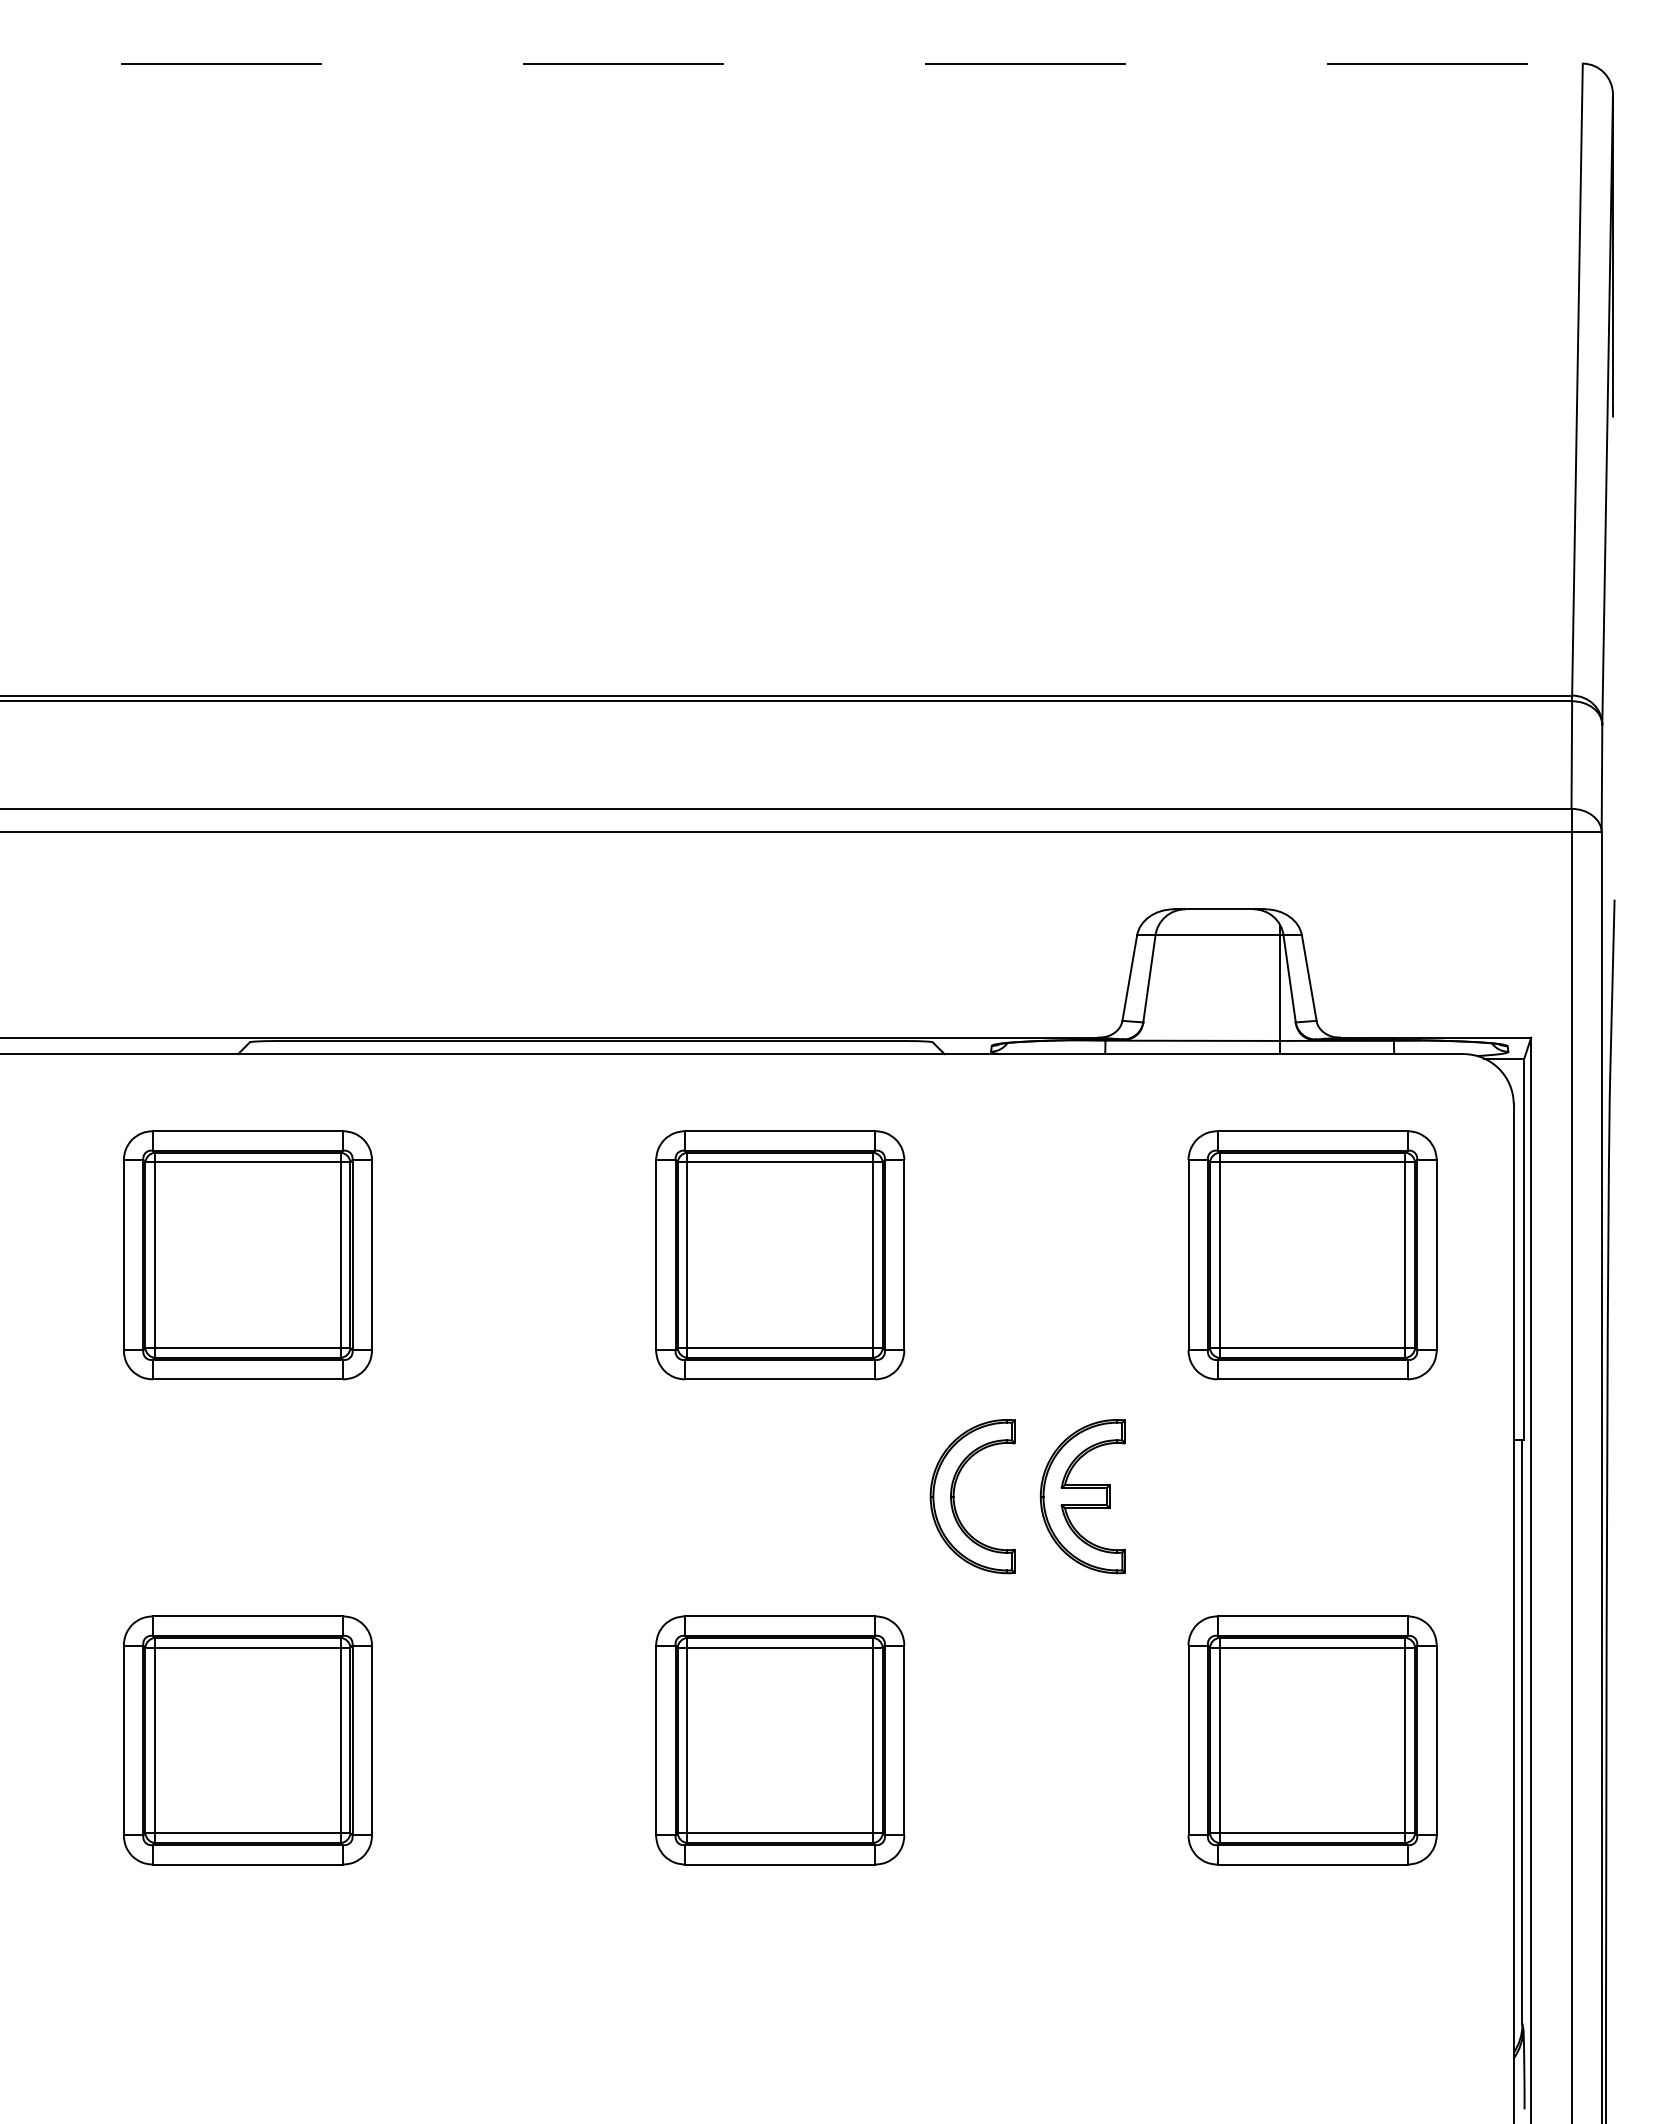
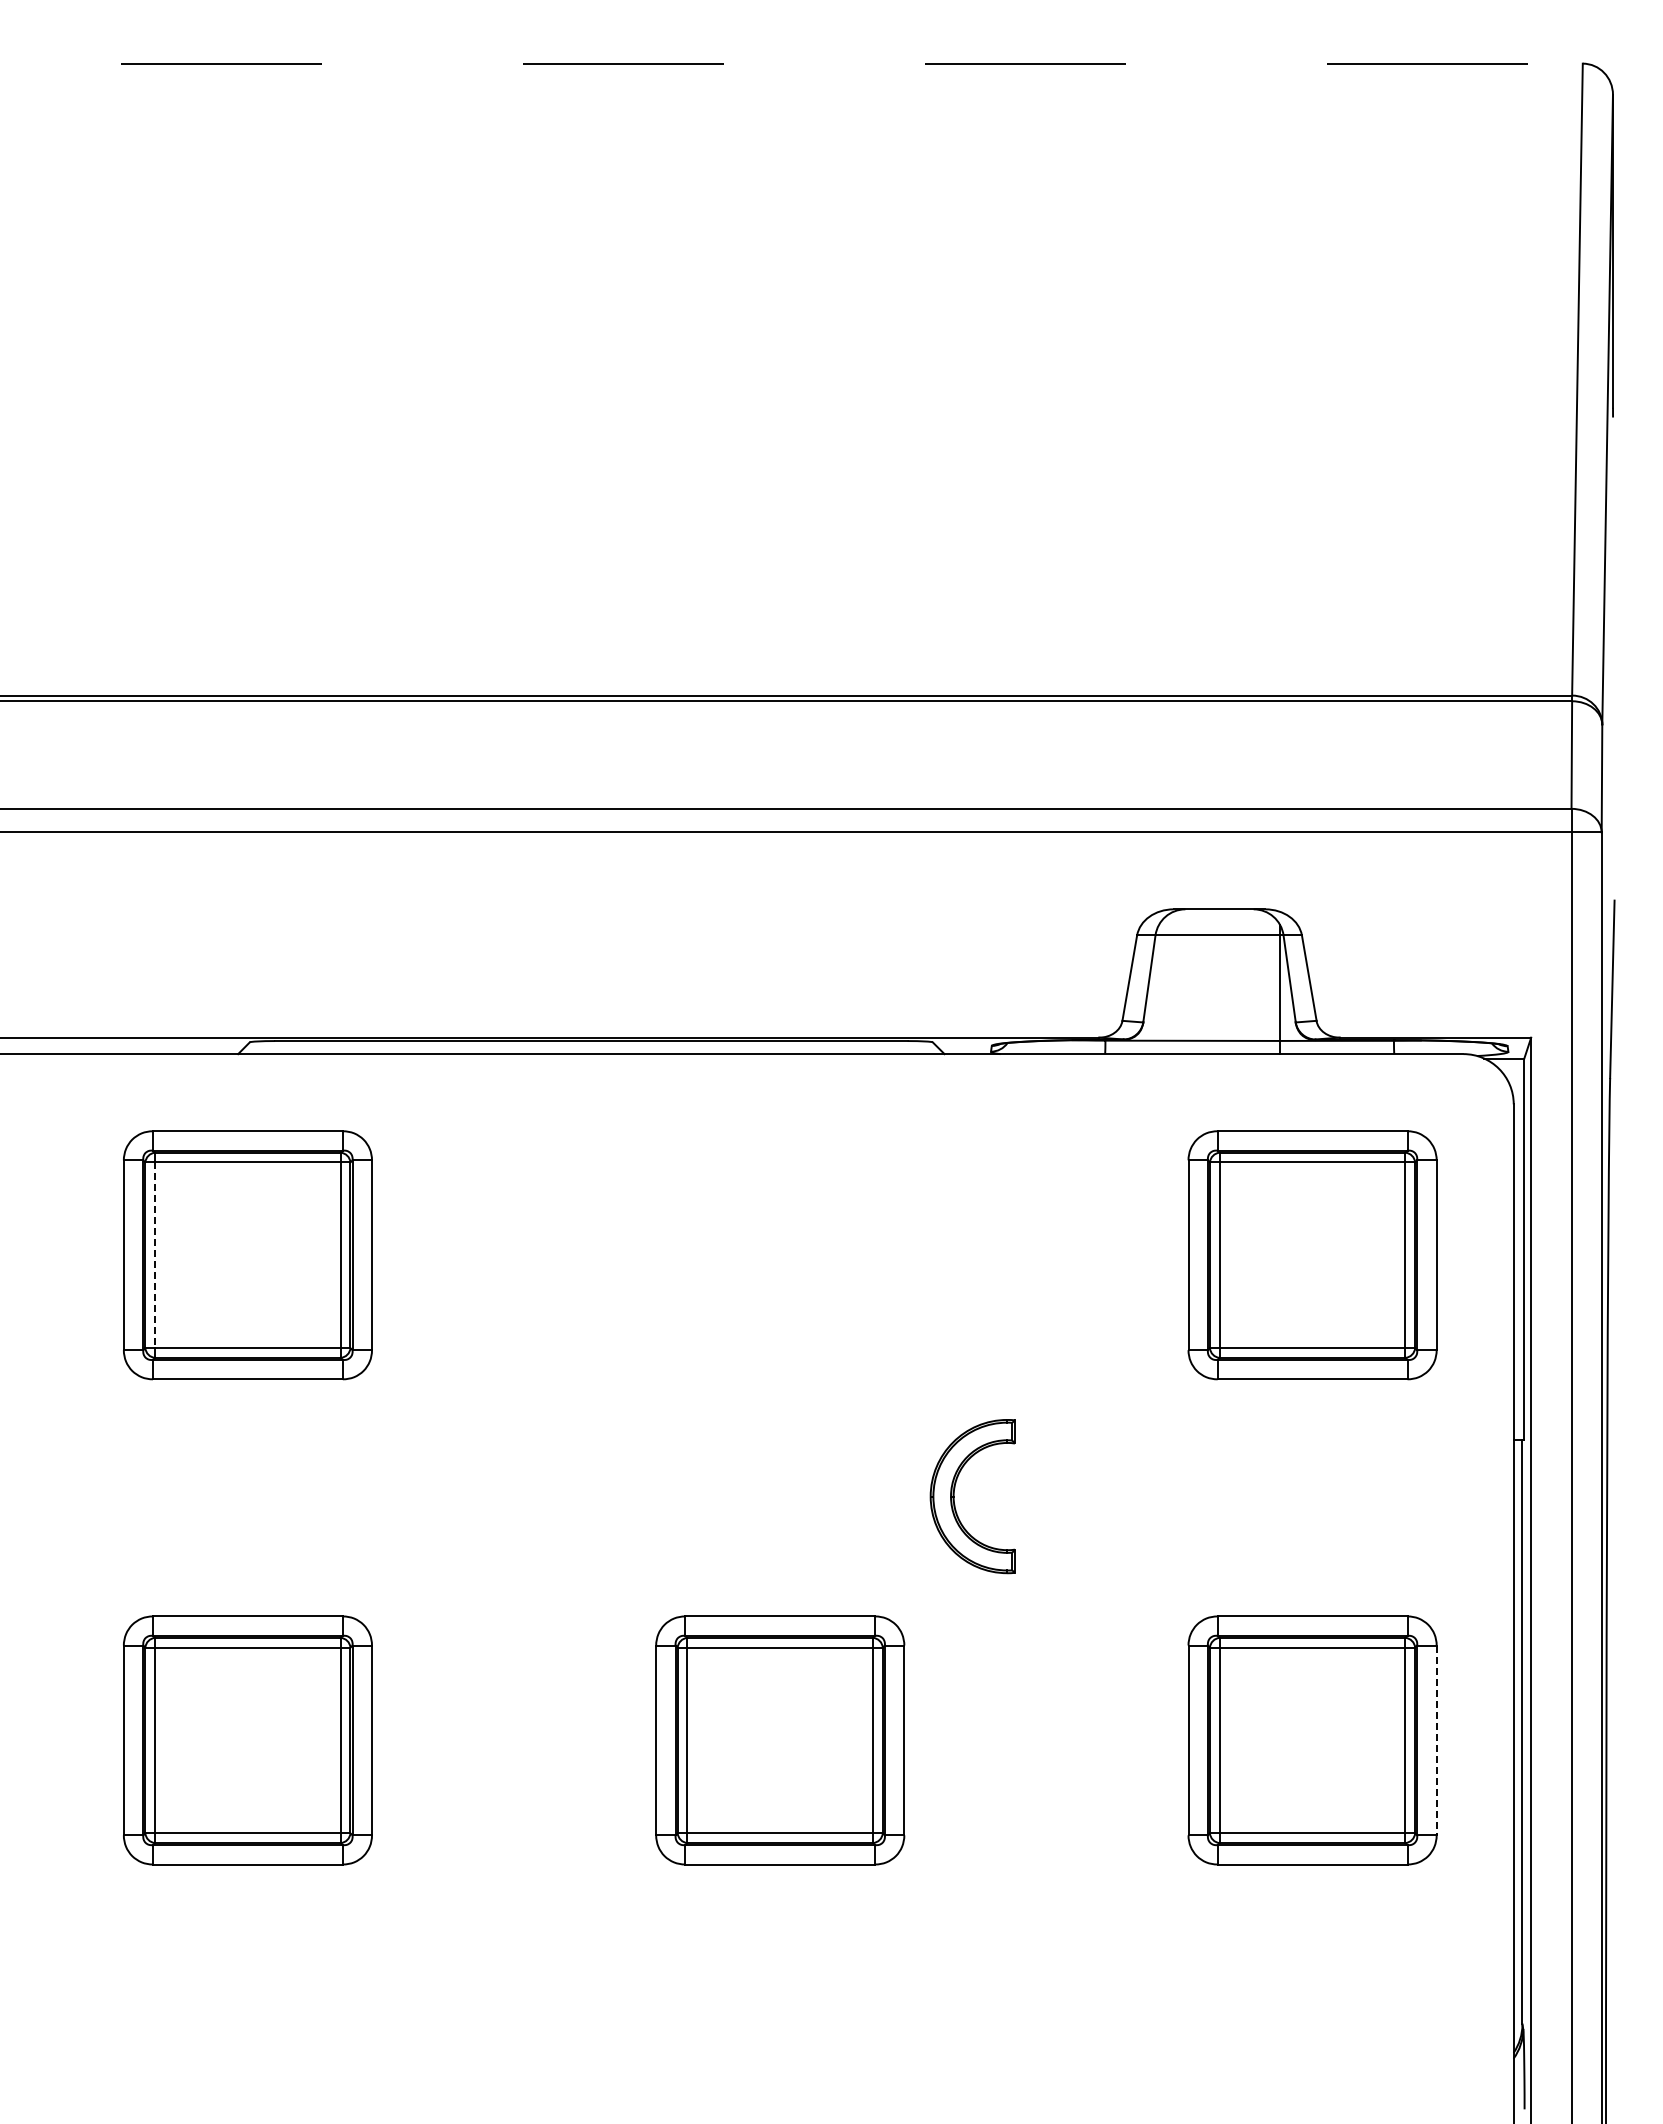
line: solid -> dashed (155, 1255)
part: present -> none (780, 1255)
part: present -> none (1082, 1496)
line: solid -> dashed (1436, 1740)
